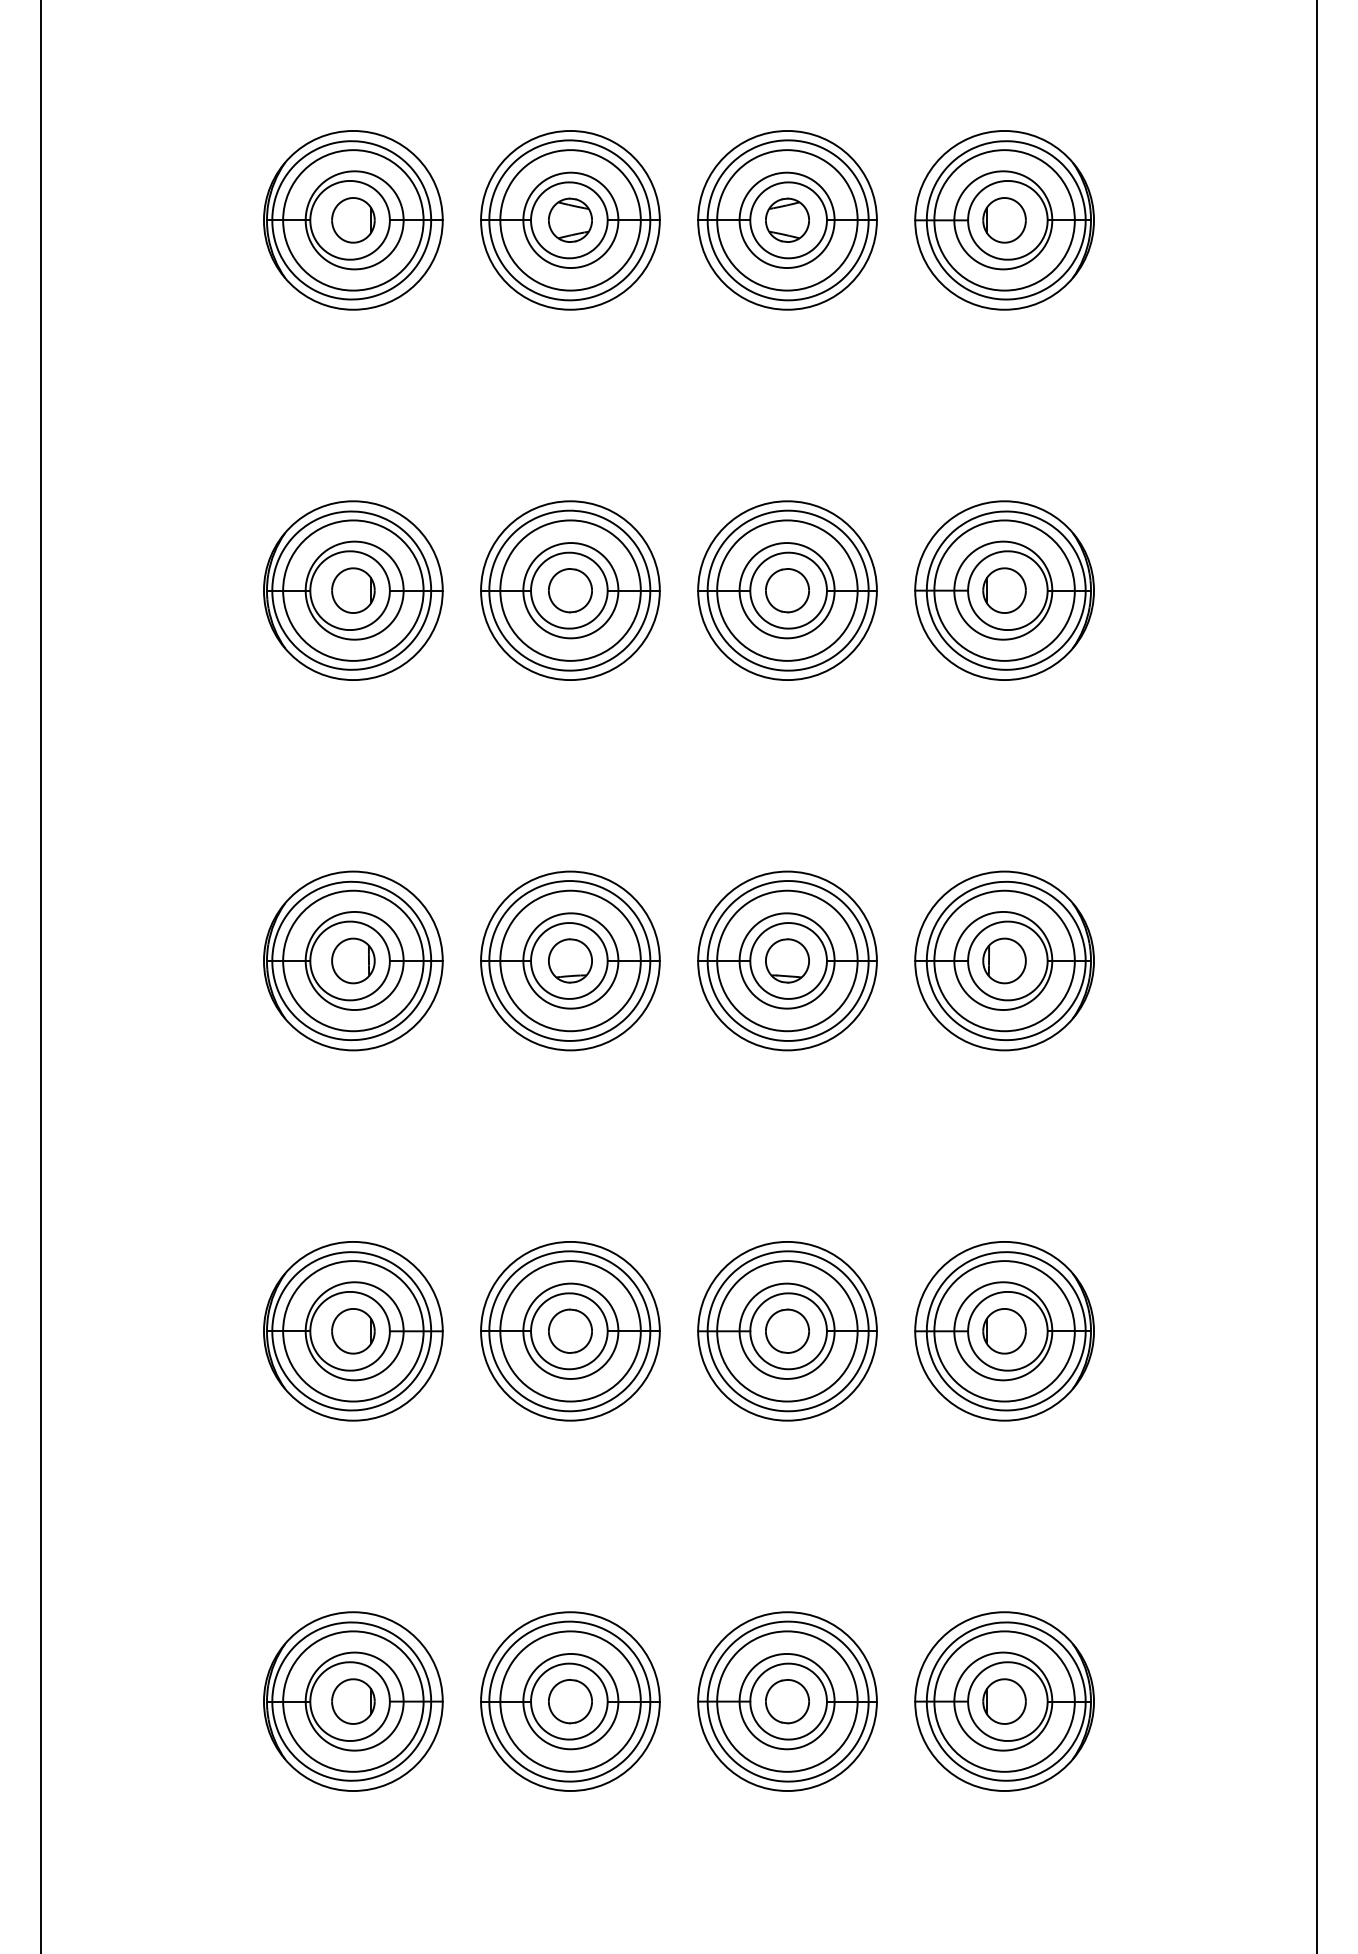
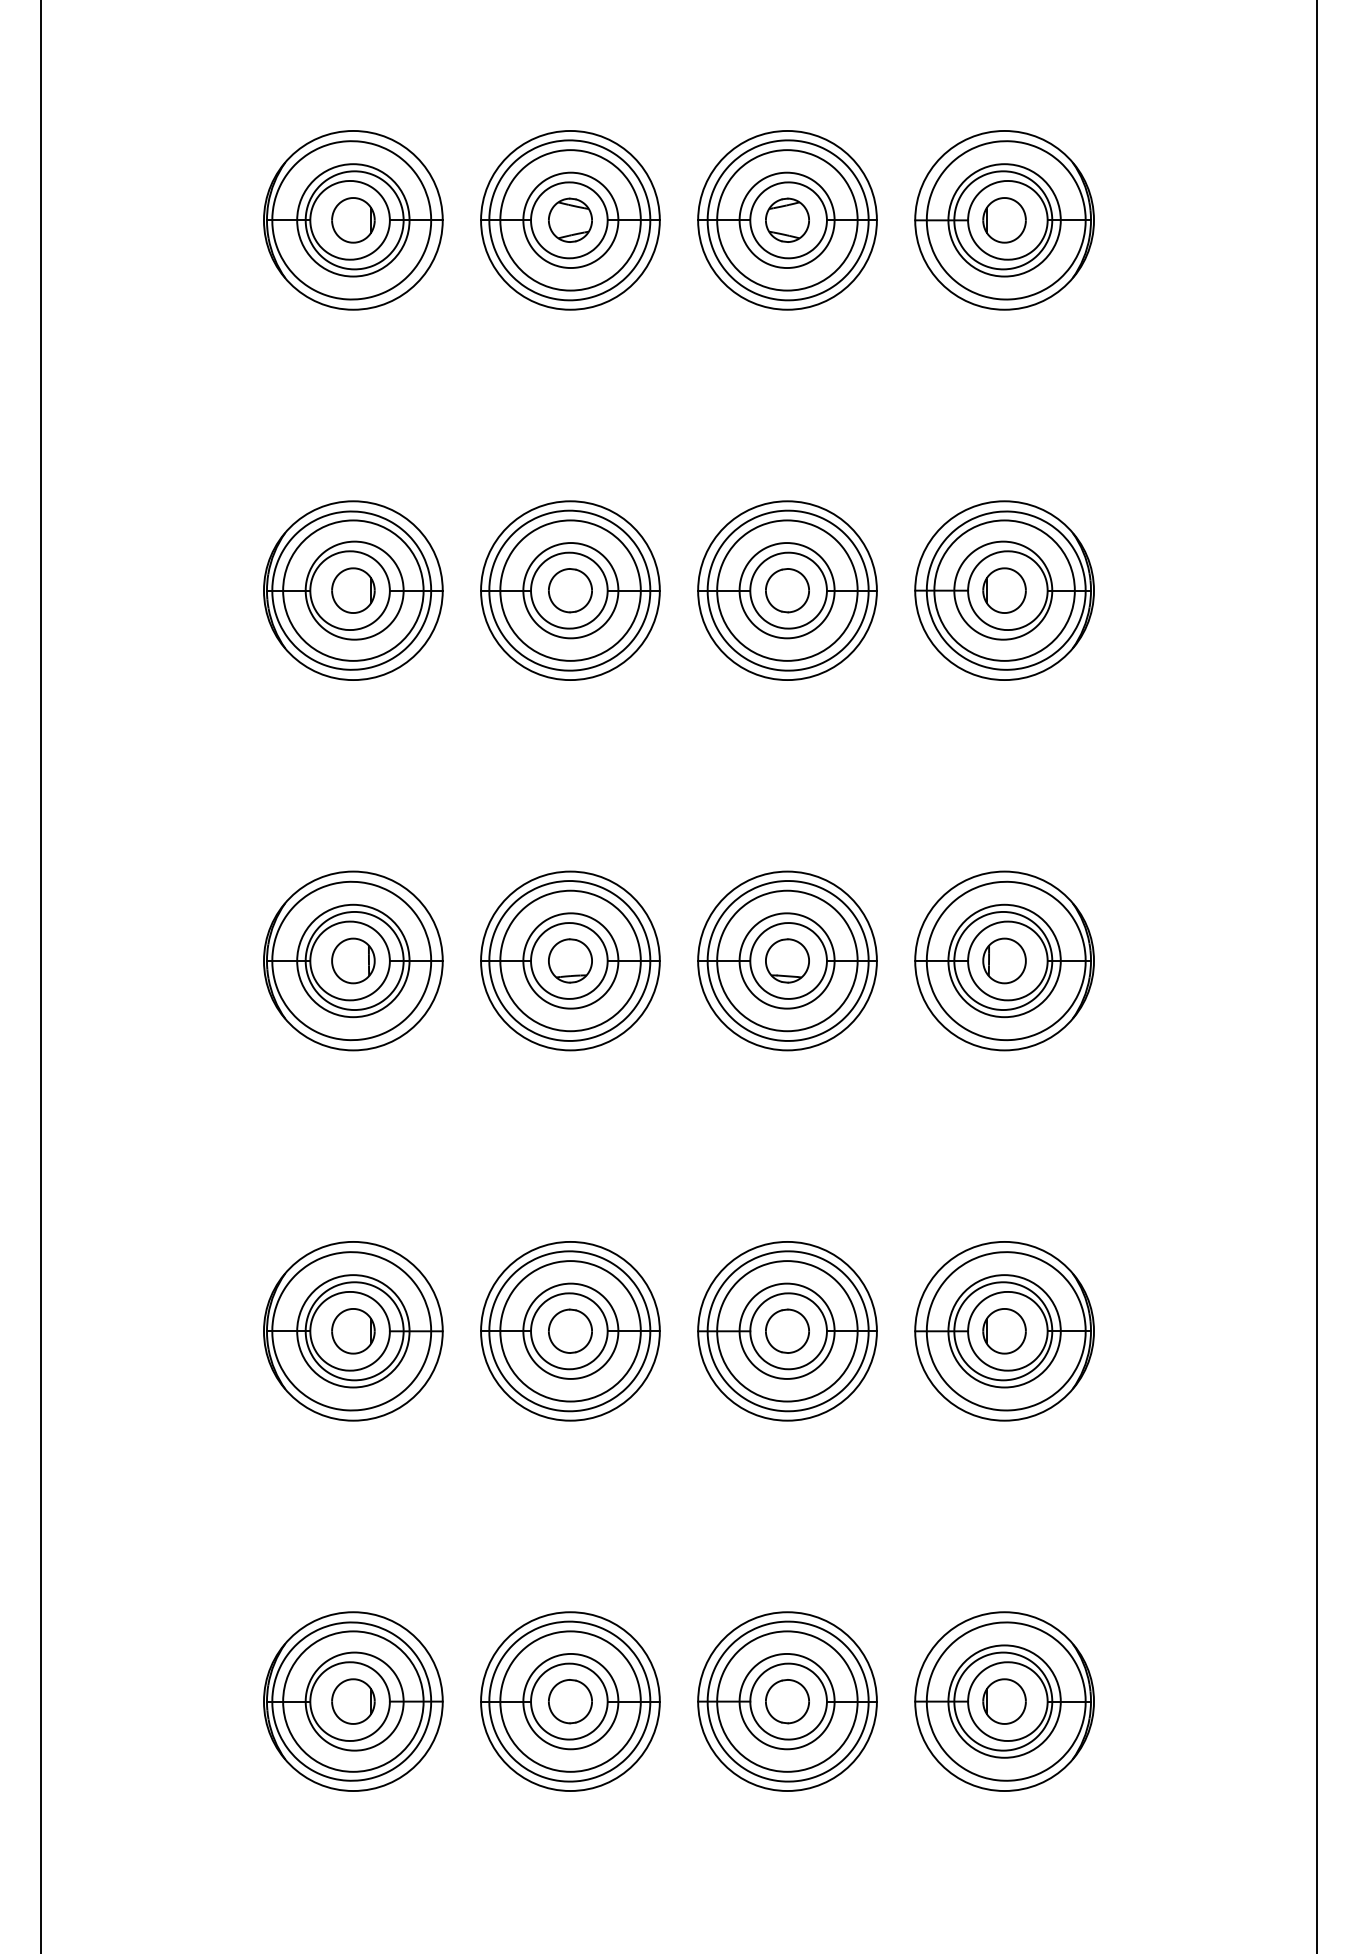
circle diameter: 140 px -> 112 px (353, 220)
circle diameter: 140 px -> 112 px (1004, 220)
circle diameter: 140 px -> 112 px (353, 960)
circle diameter: 140 px -> 112 px (1004, 960)
circle diameter: 140 px -> 112 px (353, 1331)
circle diameter: 140 px -> 112 px (1004, 1331)
circle diameter: 140 px -> 112 px (1004, 1701)
